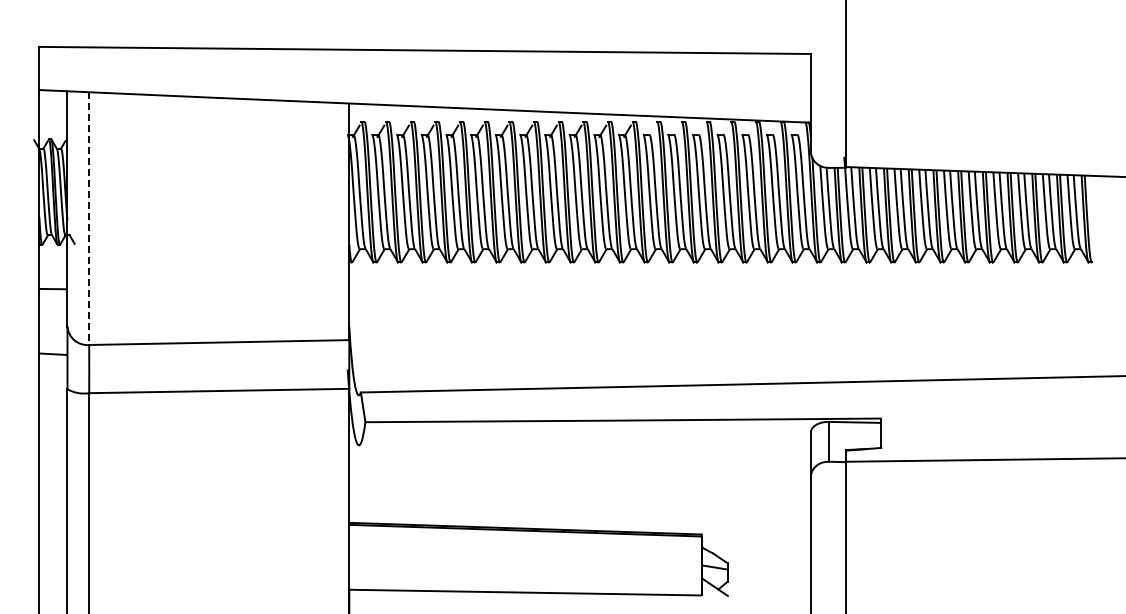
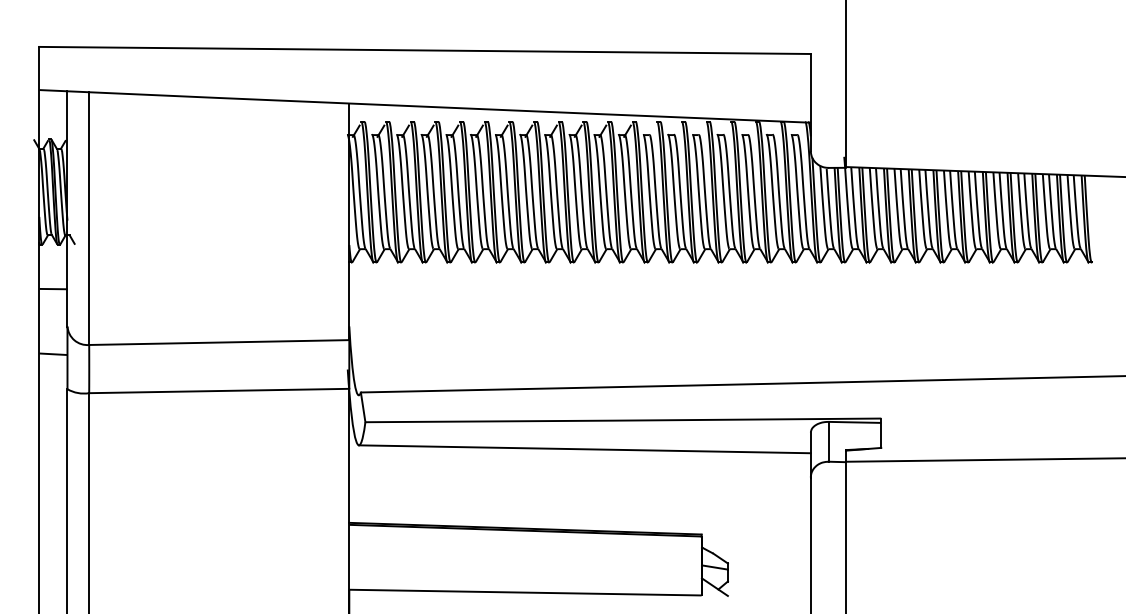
line: dashed -> solid (89, 219)
line: none -> present (584, 449)
